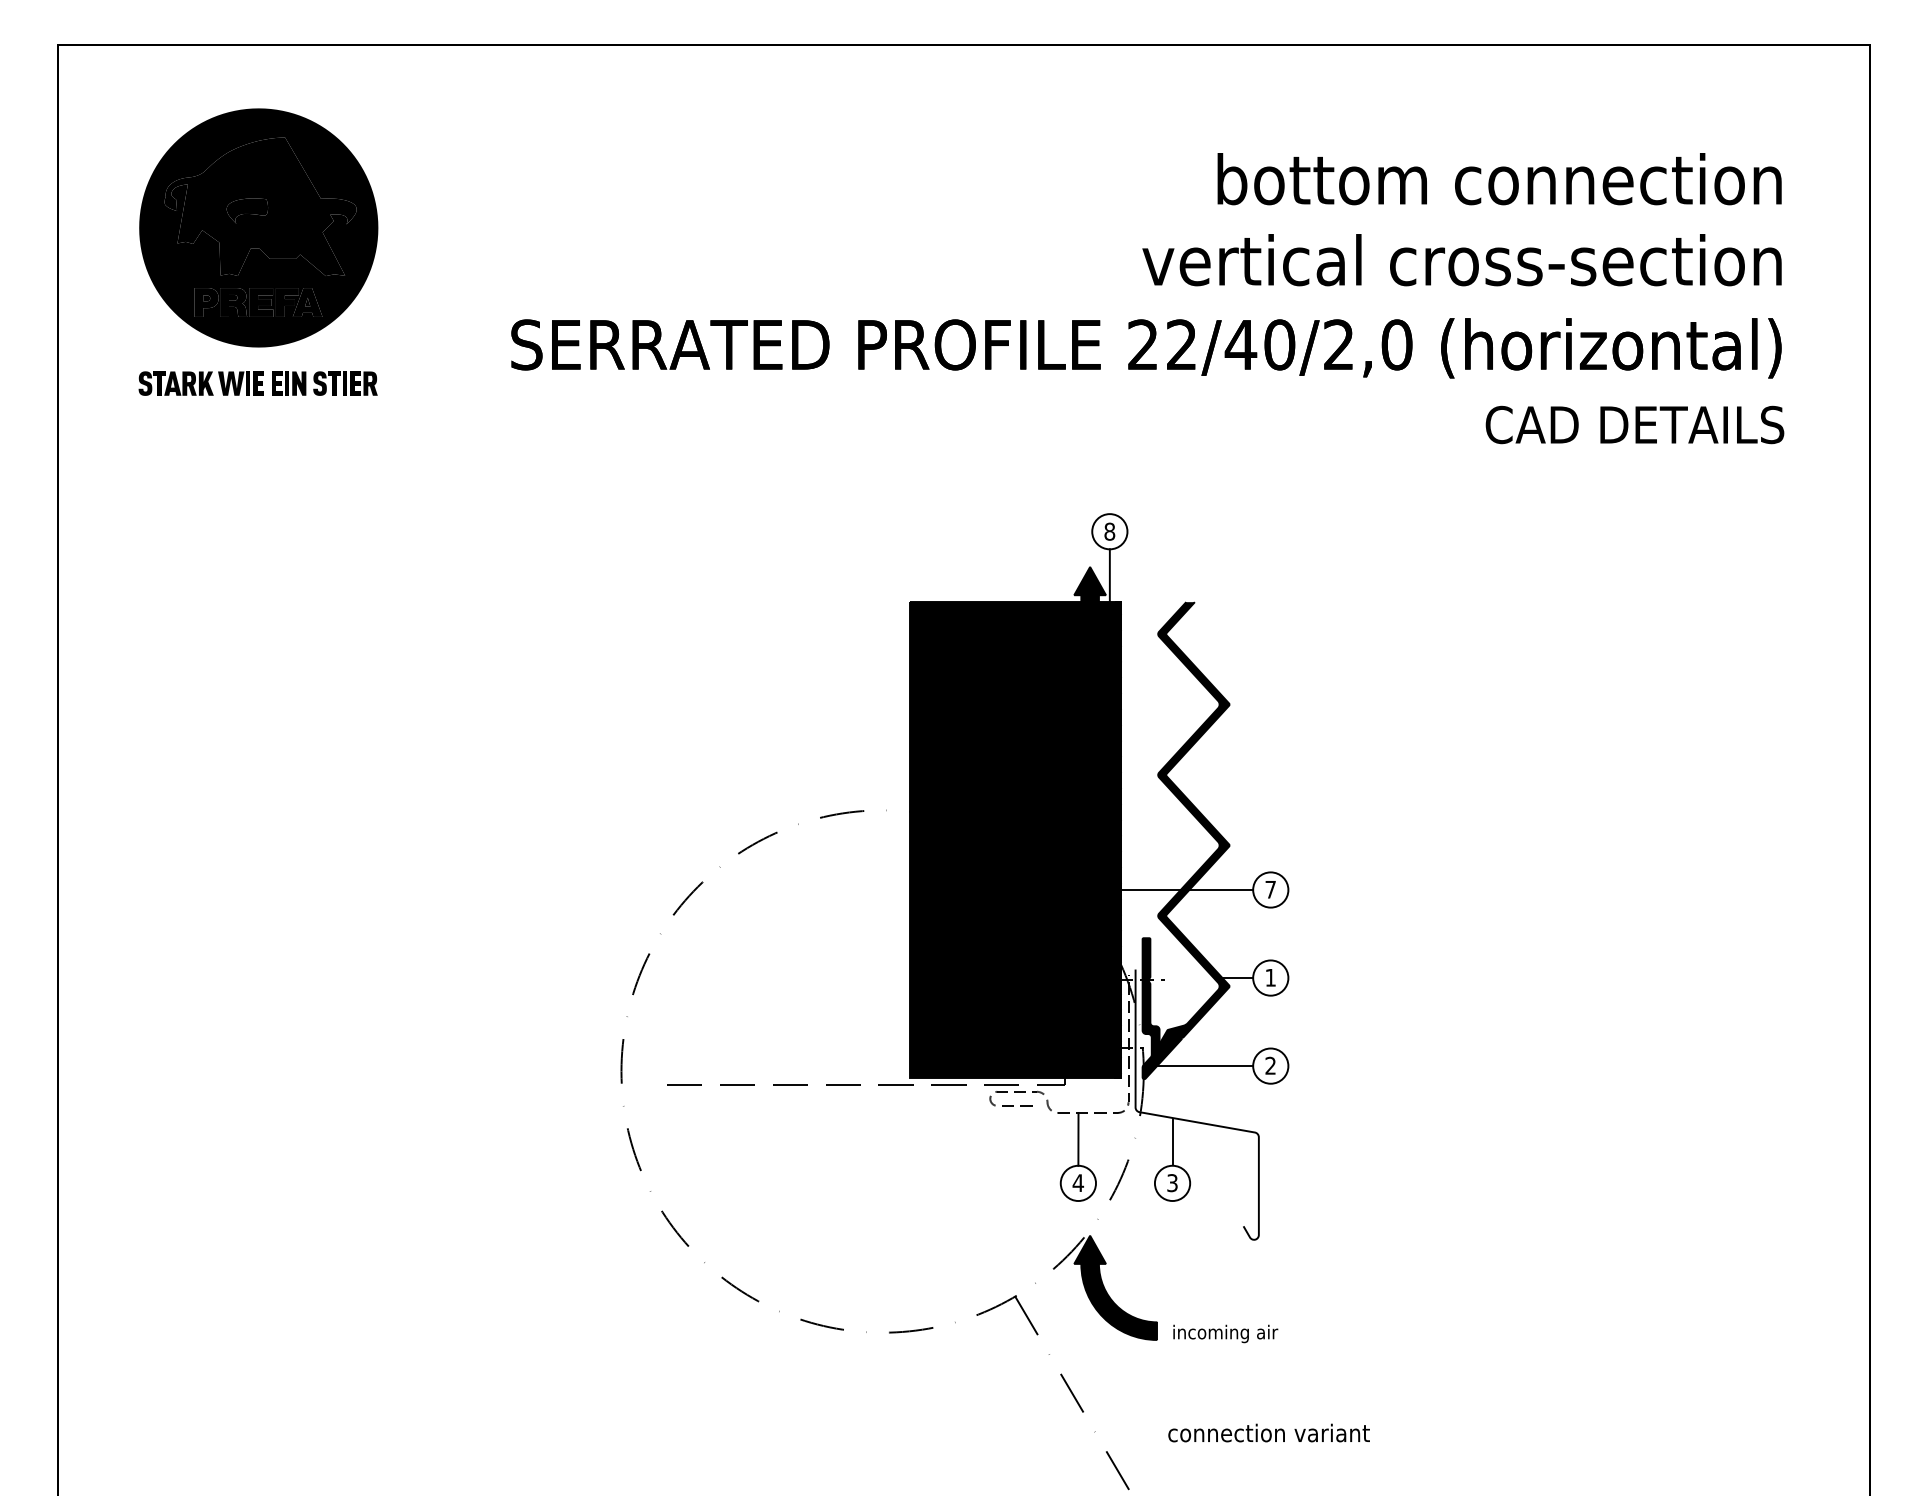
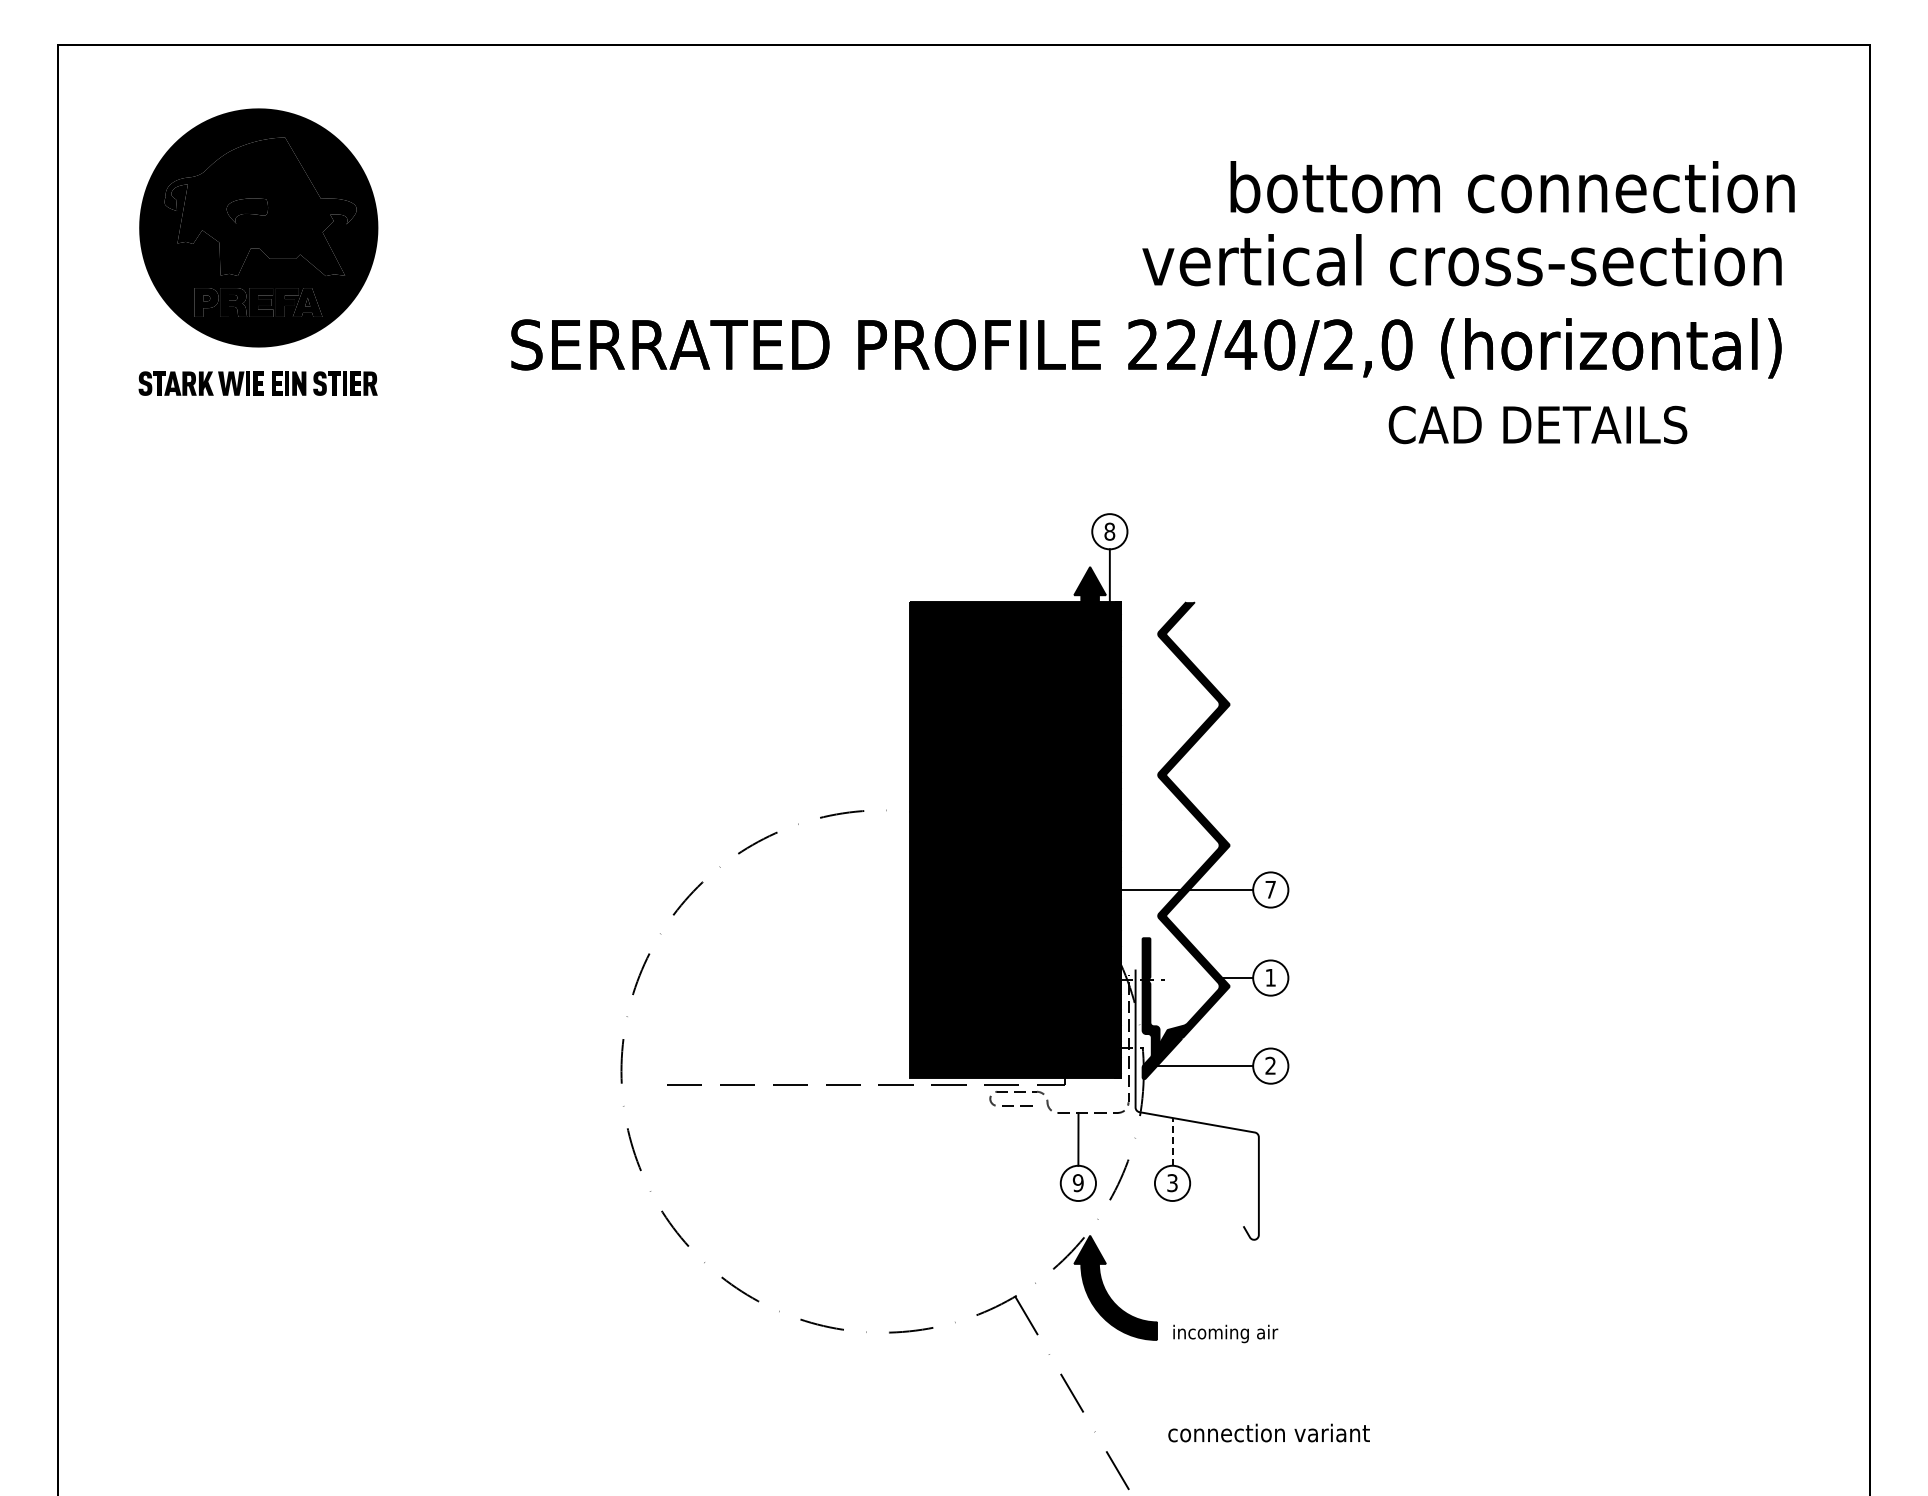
text position: (1499, 179) -> (1512, 187) (1512, 187)
text position: (1634, 424) -> (1537, 424) (1537, 424)
line: solid -> dashed (1172, 1142)
text: 4 -> 9 (1078, 1183)
